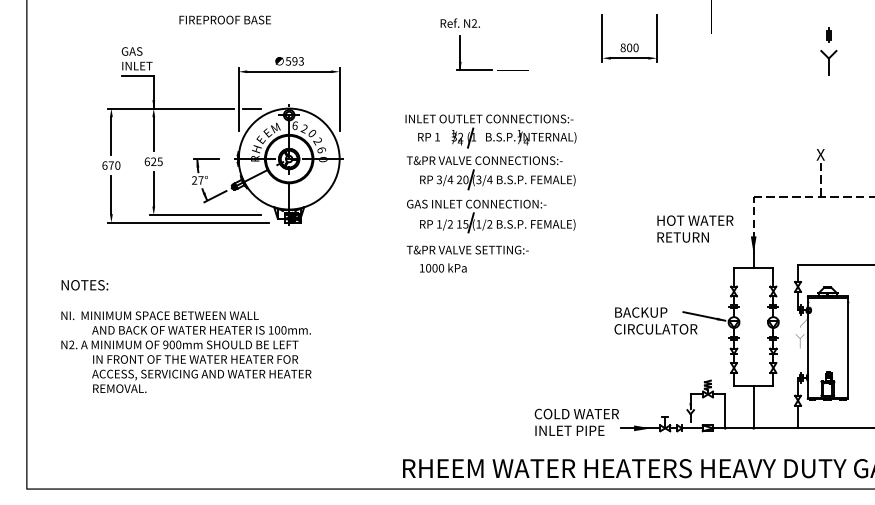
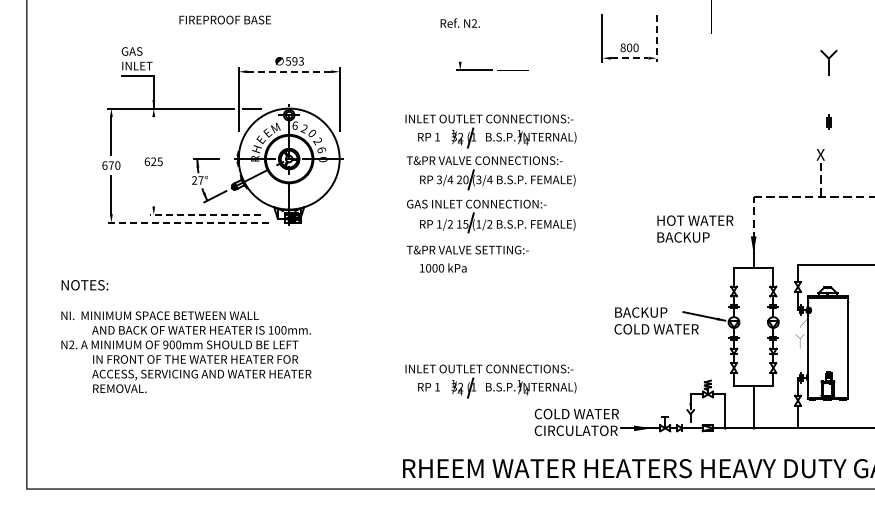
part position: (828, 34) -> (828, 121) (828, 121)
line: solid -> dashed (656, 39)
line: present -> none (460, 52)
line: solid -> dashed (629, 58)
line: solid -> dashed (289, 71)
line: present -> none (153, 134)
line: present -> none (153, 189)
line: solid -> dashed (205, 214)
line: solid -> dashed (188, 222)
text: RETURN -> BACKUP (683, 237)
text: CIRCULATOR -> COLD WATER (660, 329)
part: none -> present (490, 381)
text: INLET PIPE -> CIRCULATOR (575, 430)
